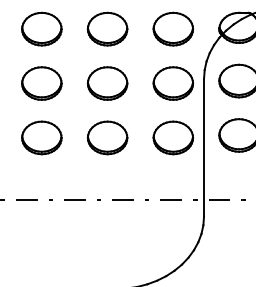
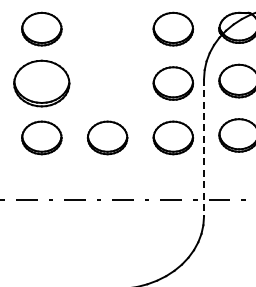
part: present -> none (107, 28)
part size: 42x35 px -> 58x49 px (41, 83)
part: present -> none (107, 83)
line: solid -> dashed (204, 147)
